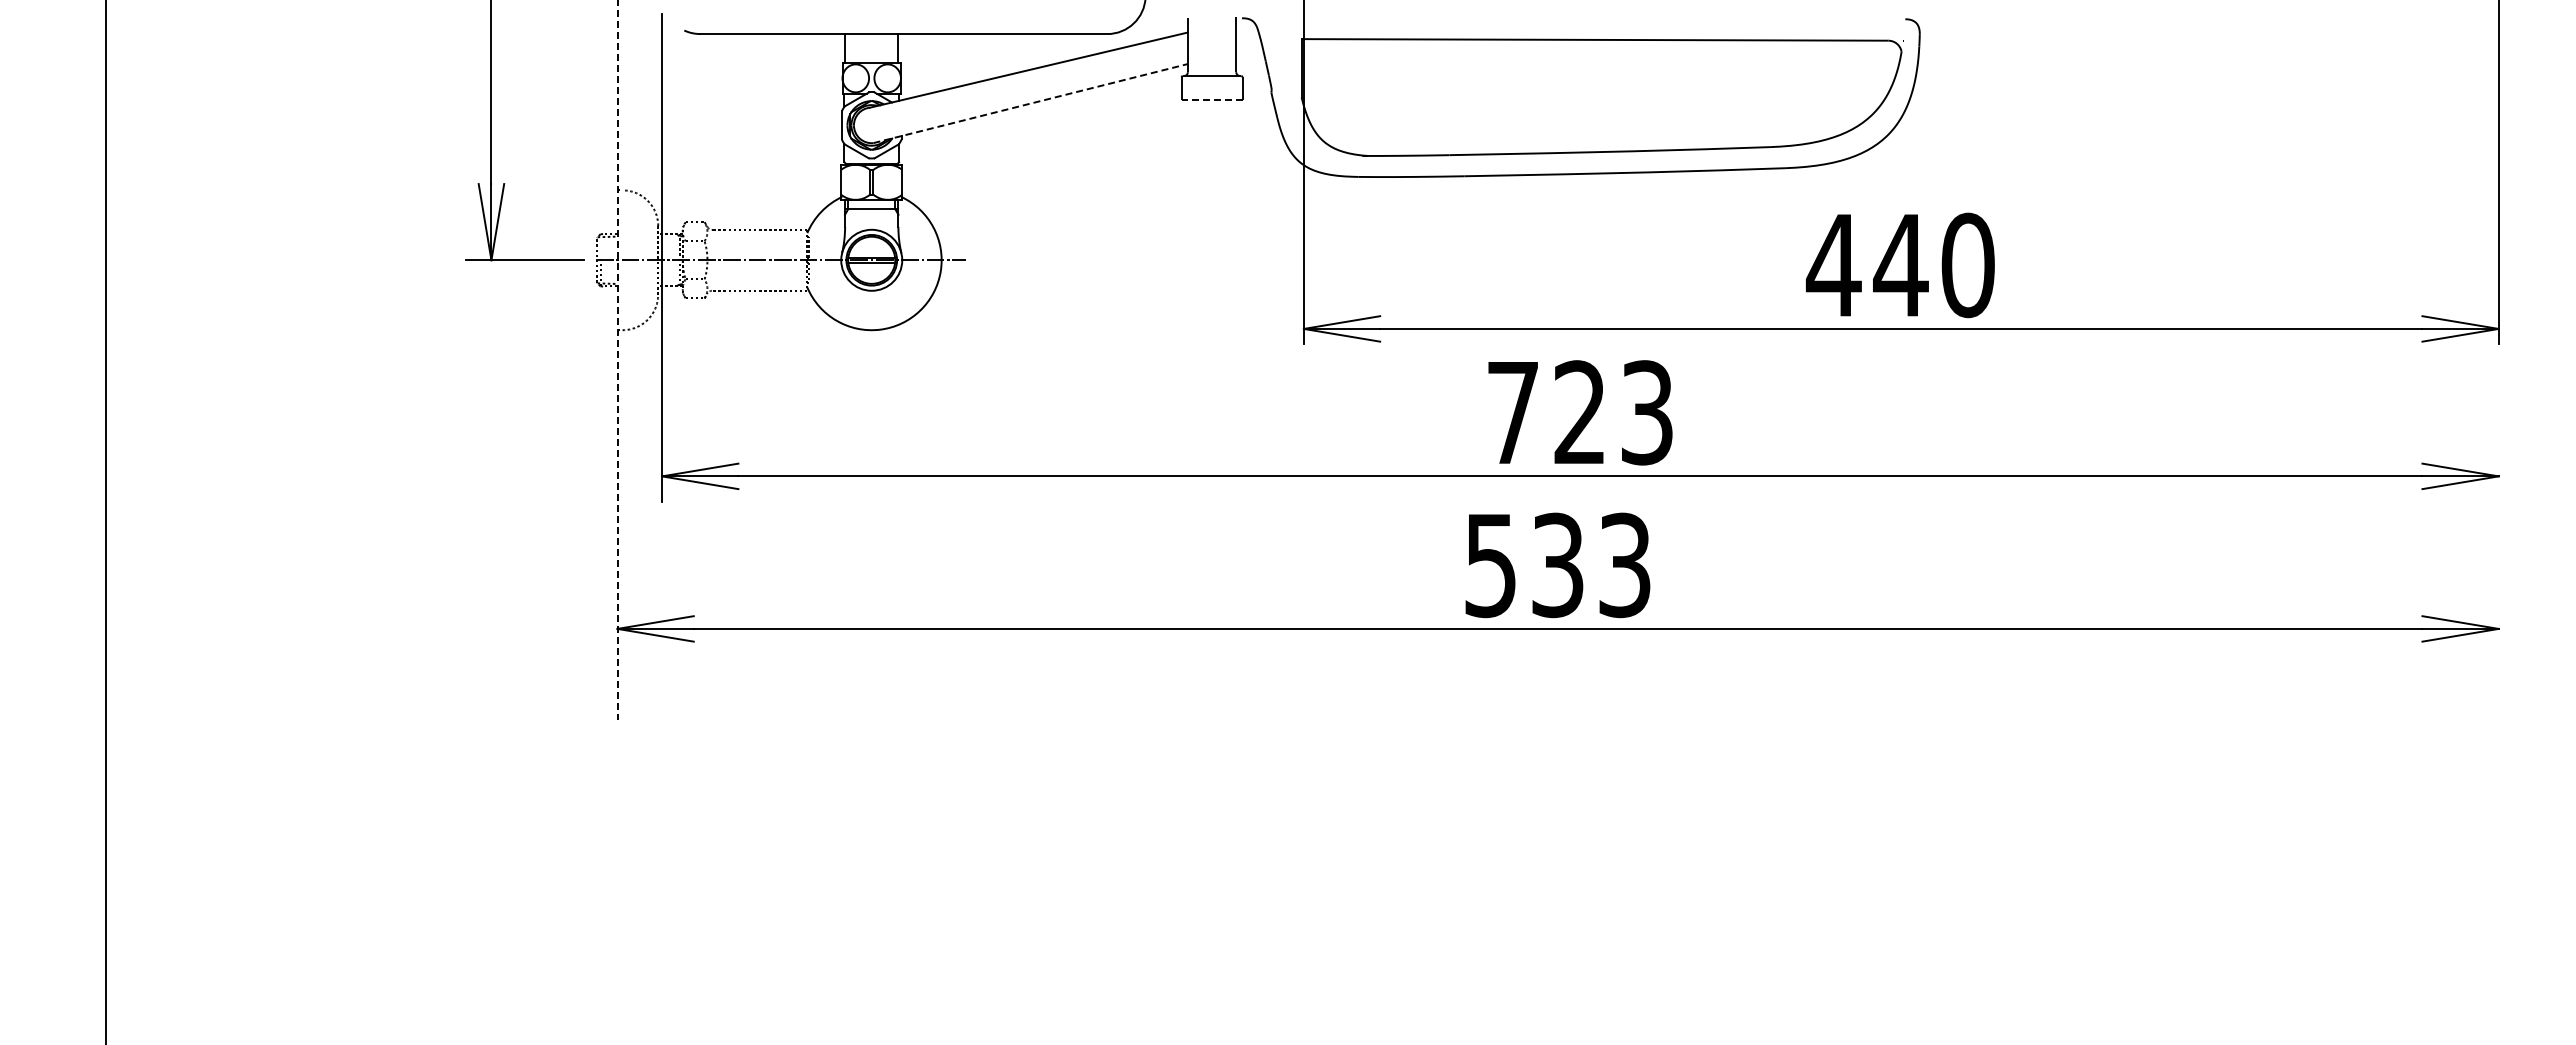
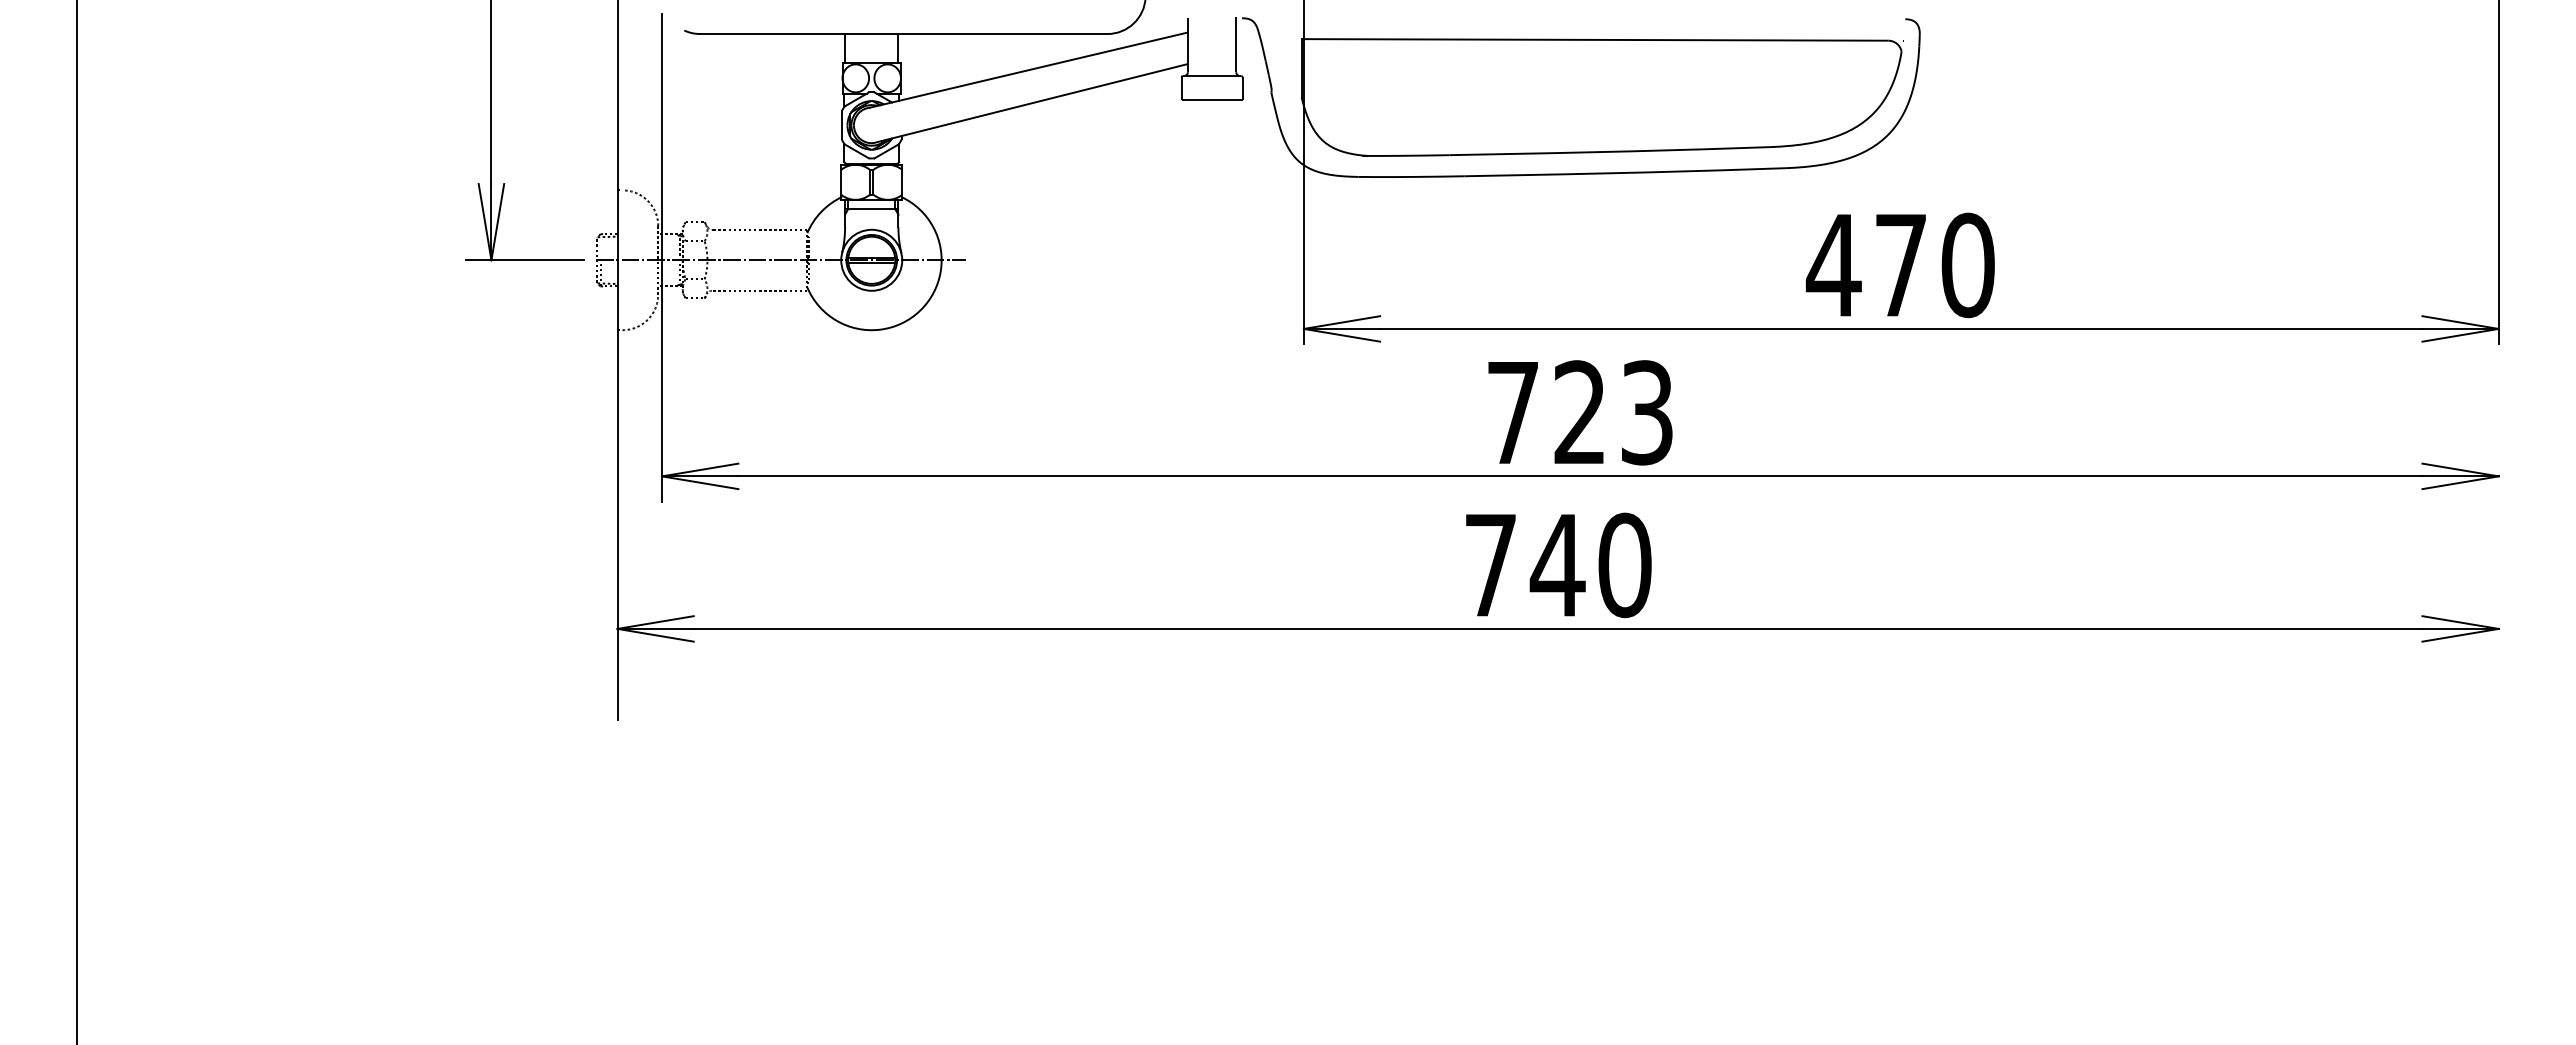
line: dashed -> solid (1212, 100)
line: dashed -> solid (1031, 103)
text: 440 -> 470 (1900, 265)
line: dashed -> solid (617, 360)
line position: (106, 521) -> (77, 521) (77, 521)
text: 533 -> 740 (1558, 565)
